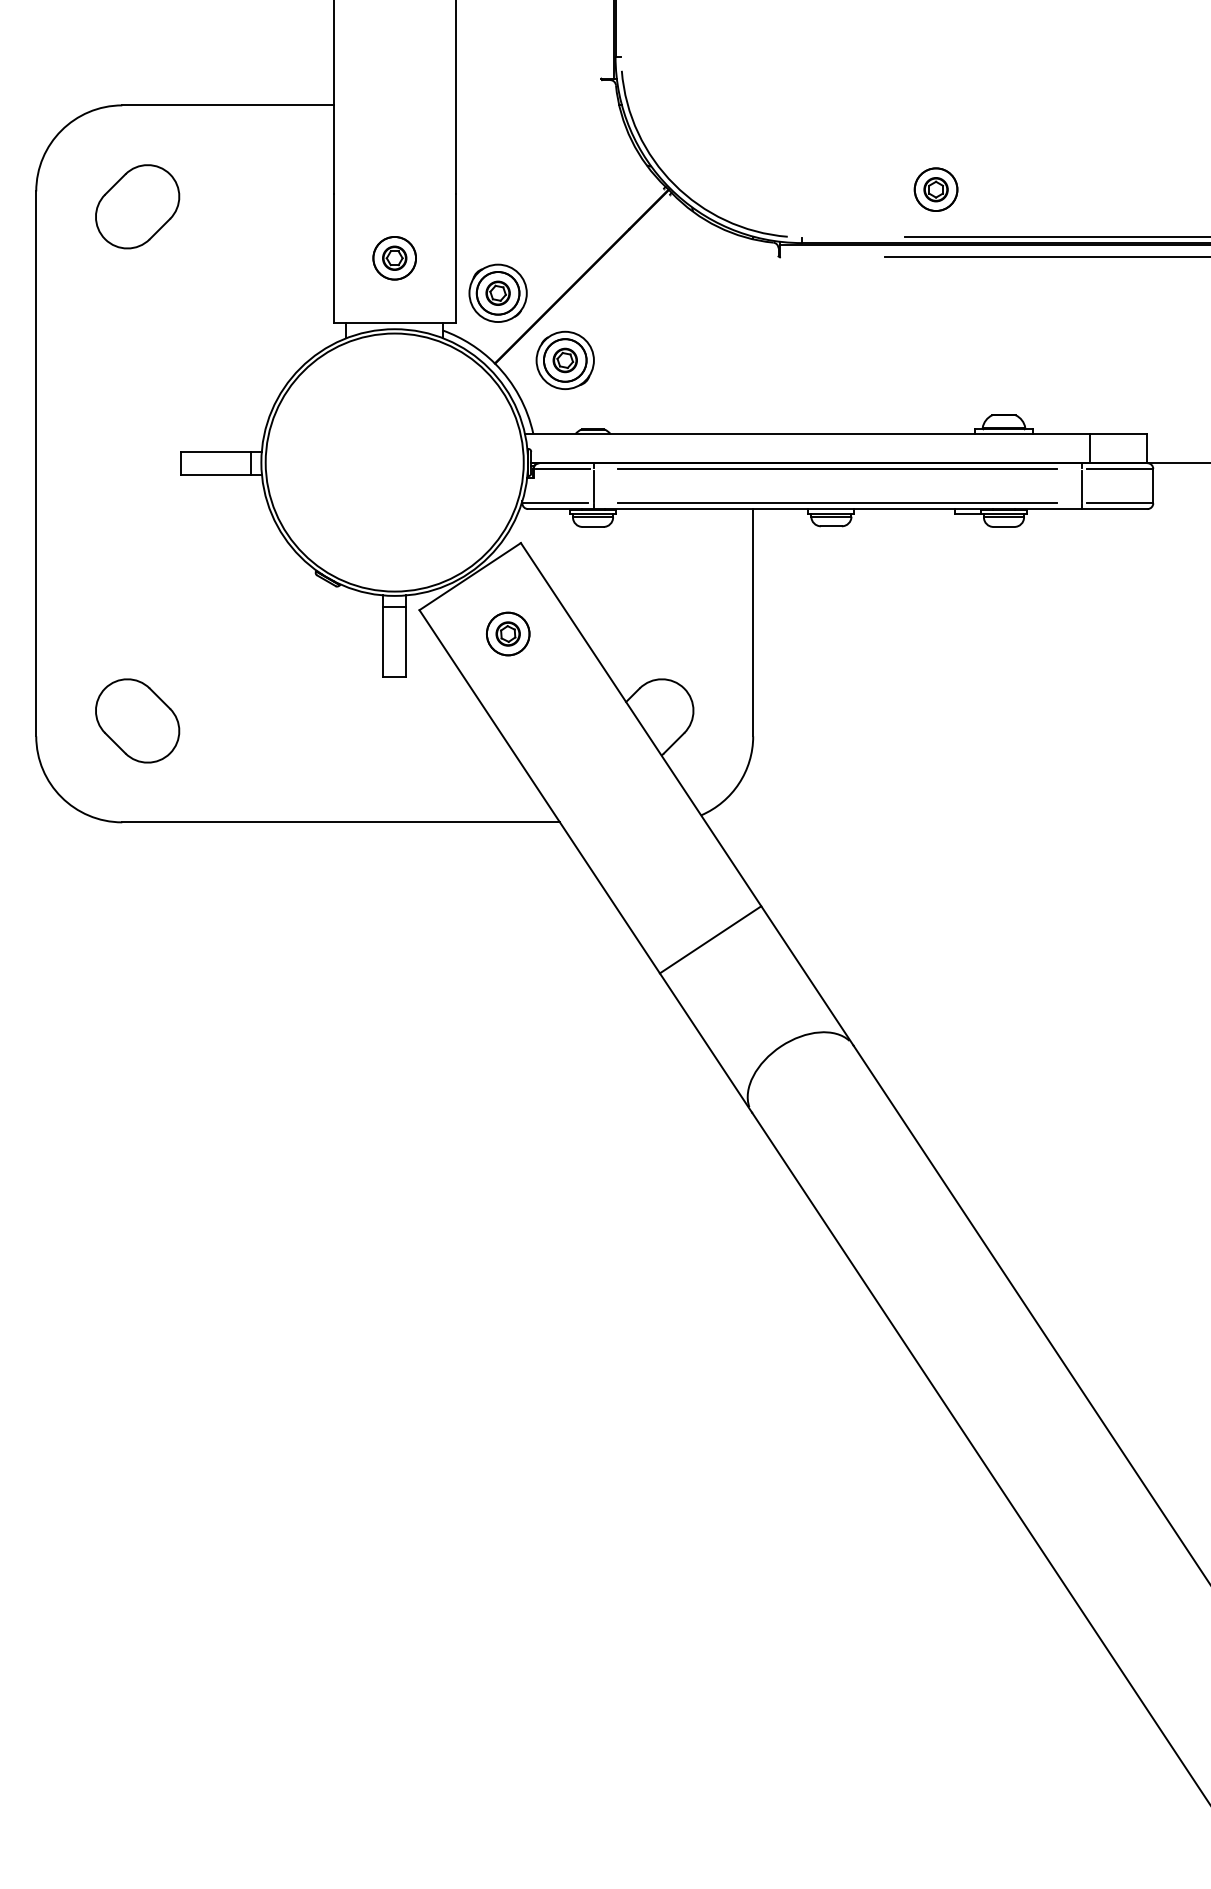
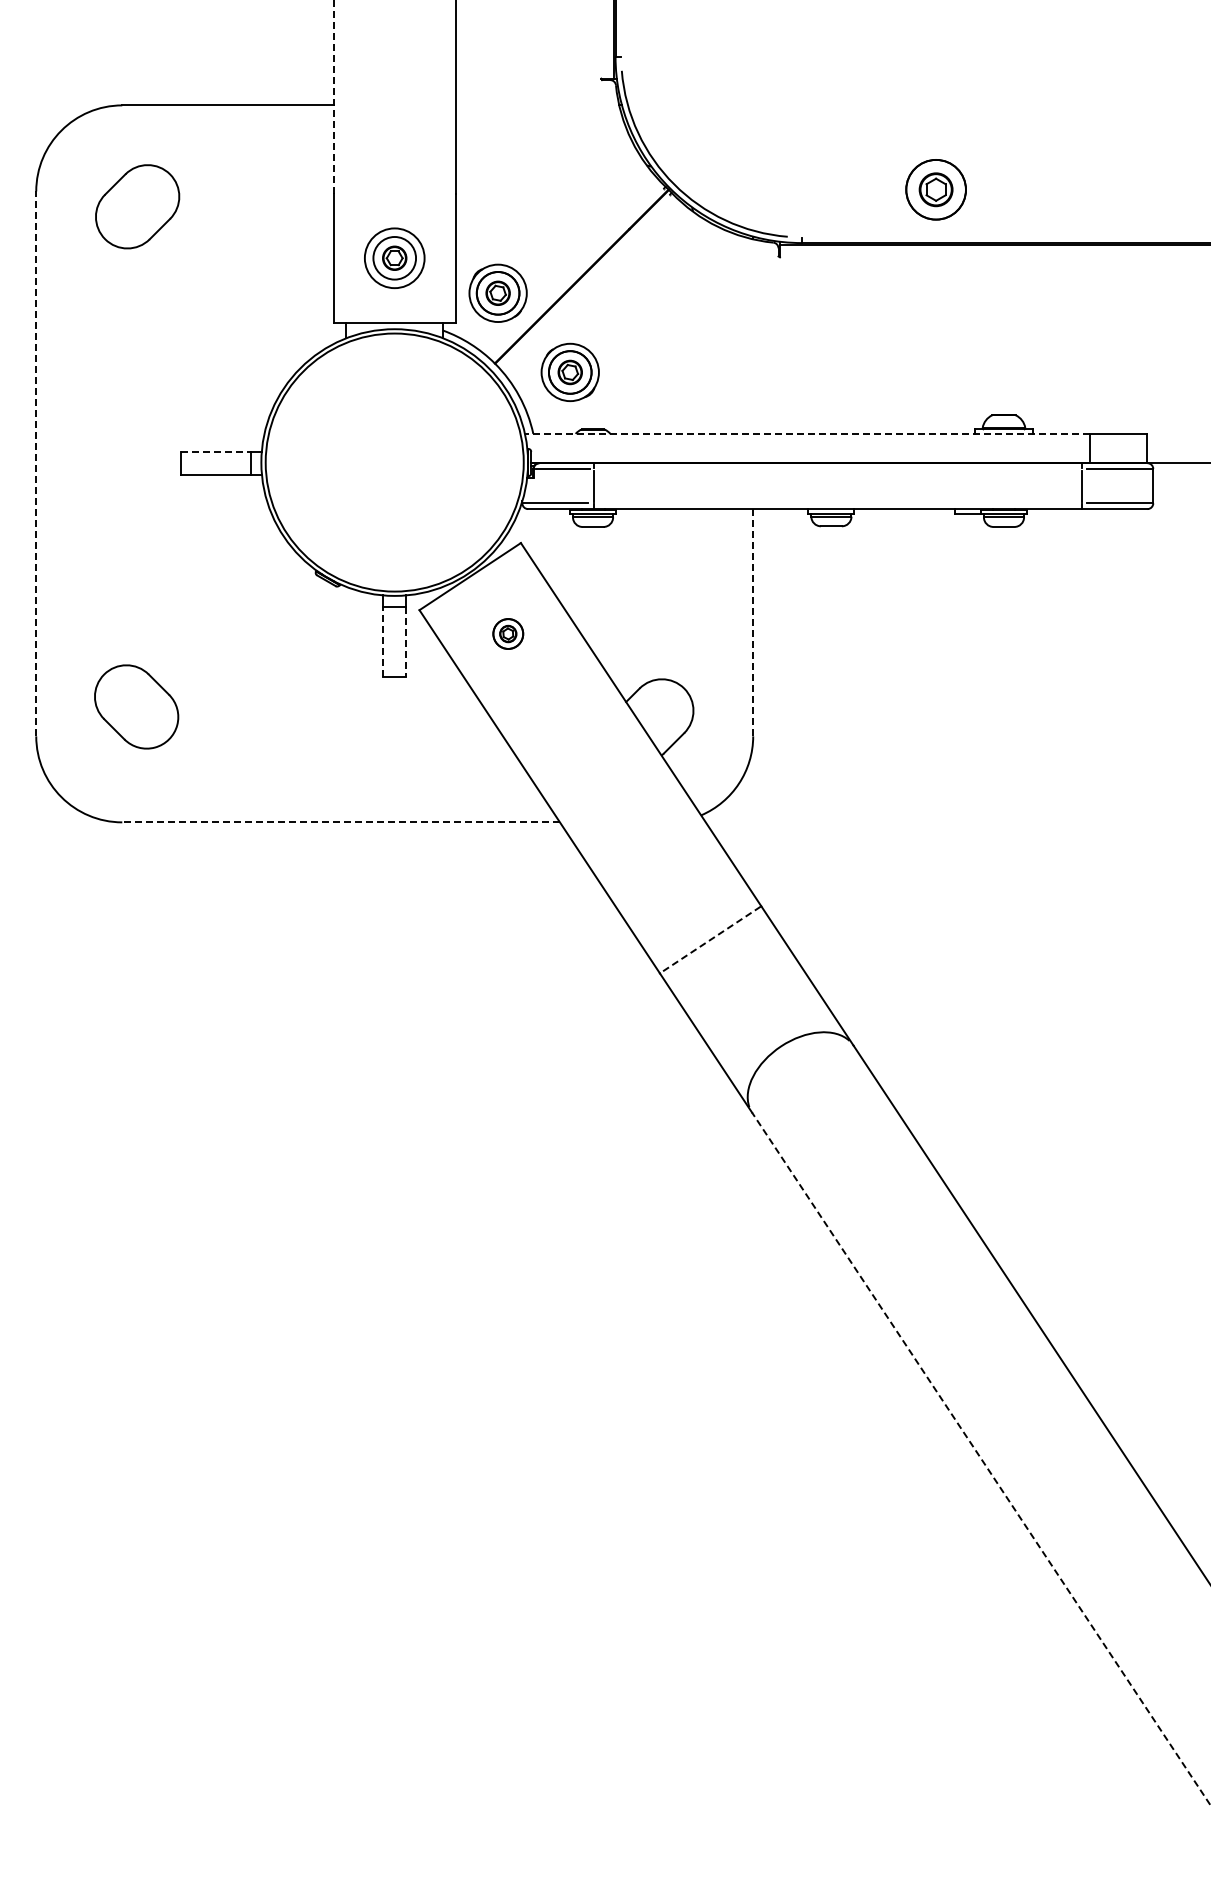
line: solid -> dashed (333, 97)
part size: 46x45 px -> 62x62 px (935, 189)
line: present -> none (1055, 237)
line: present -> none (1045, 256)
circle diameter: 43 px -> 60 px (394, 258)
part position: (564, 359) -> (569, 371) (569, 371)
line: solid -> dashed (807, 433)
line: solid -> dashed (216, 452)
line: solid -> dashed (36, 463)
line: present -> none (837, 468)
line: present -> none (837, 503)
line: solid -> dashed (753, 622)
part size: 45x46 px -> 33x32 px (508, 633)
line: solid -> dashed (383, 641)
line: solid -> dashed (406, 642)
part position: (137, 720) -> (136, 706) (136, 706)
line: solid -> dashed (341, 822)
line: solid -> dashed (710, 940)
line: solid -> dashed (981, 1458)
